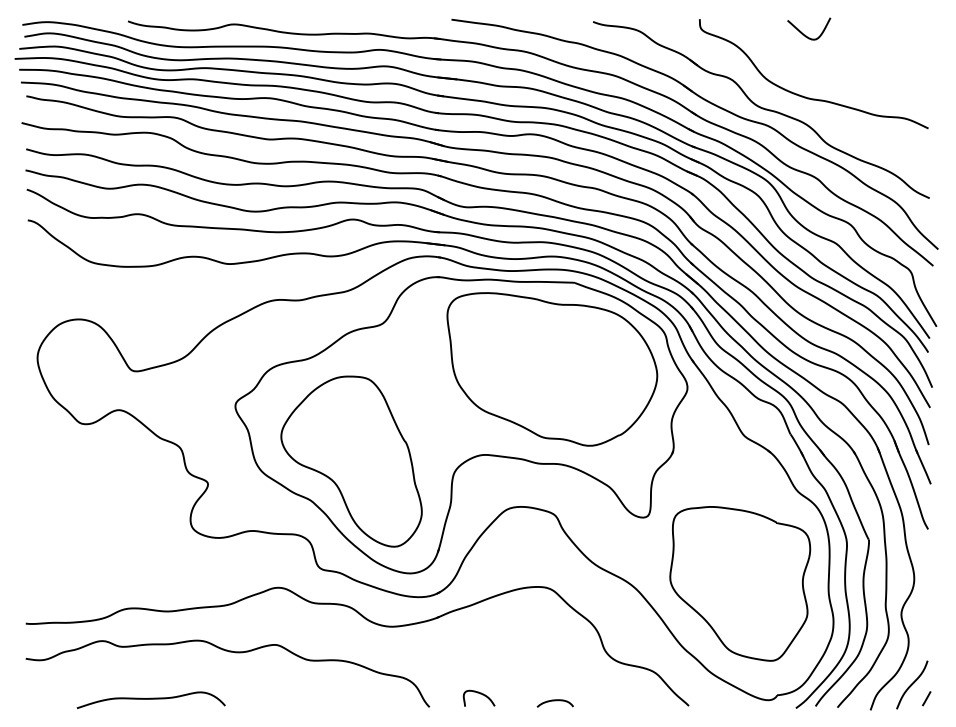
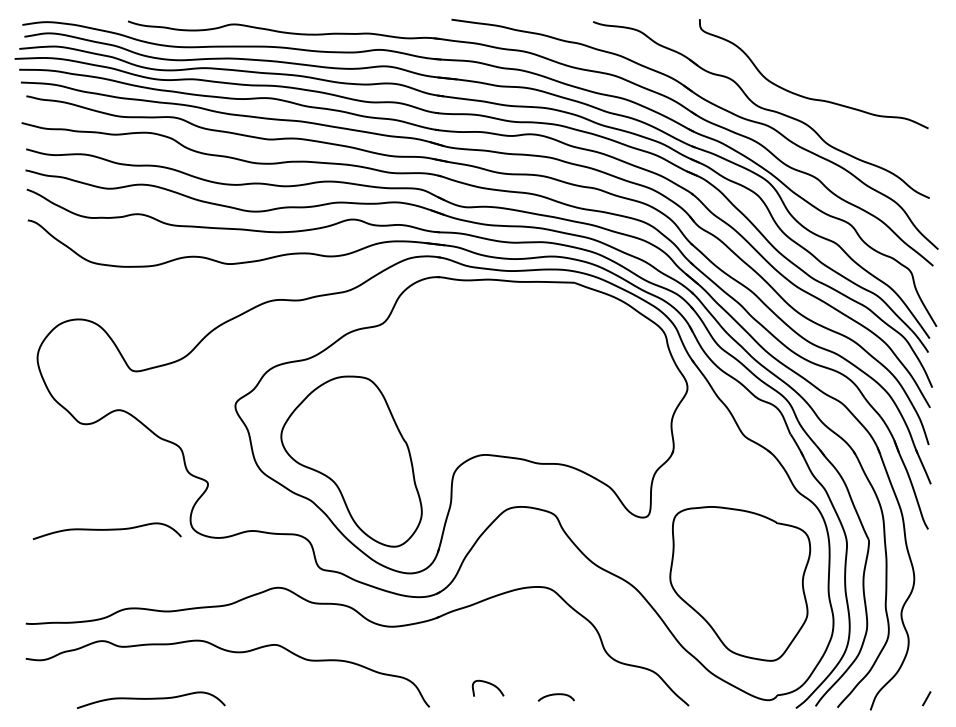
curve: present -> none (805, 34)
part: present -> none (552, 369)
curve: none -> present (106, 530)
curve: present -> none (912, 684)
curve position: (480, 694) -> (489, 684) (489, 684)
curve position: (554, 701) -> (555, 695) (555, 695)
